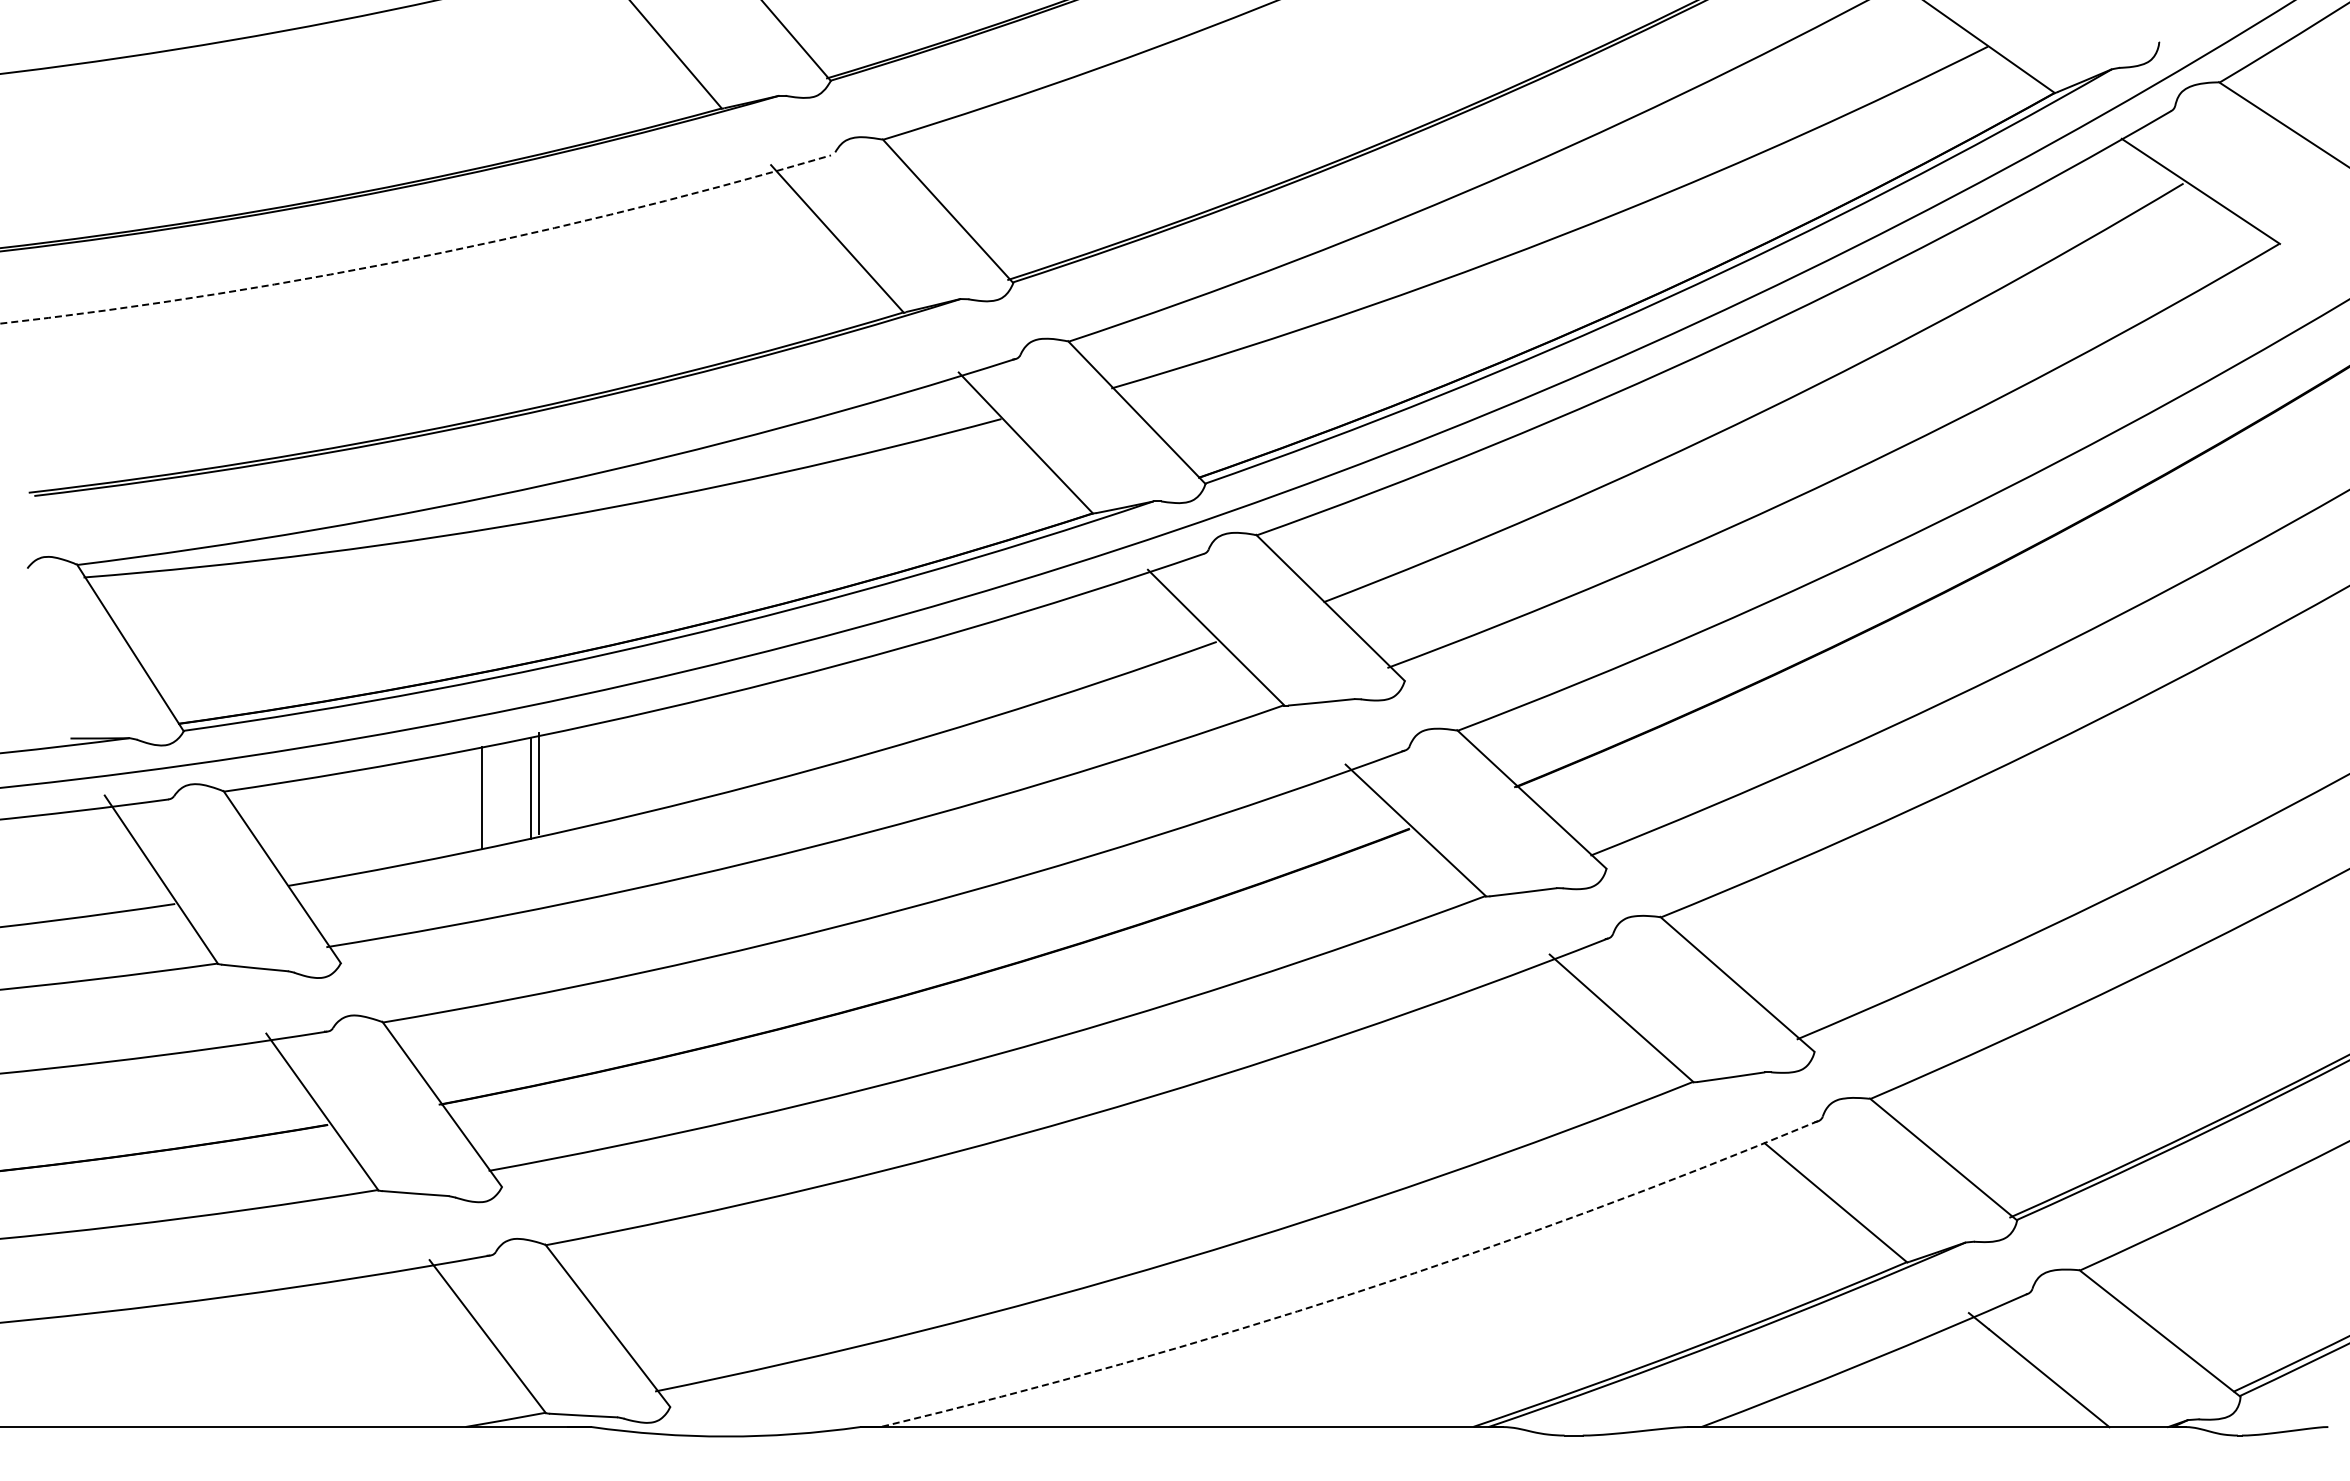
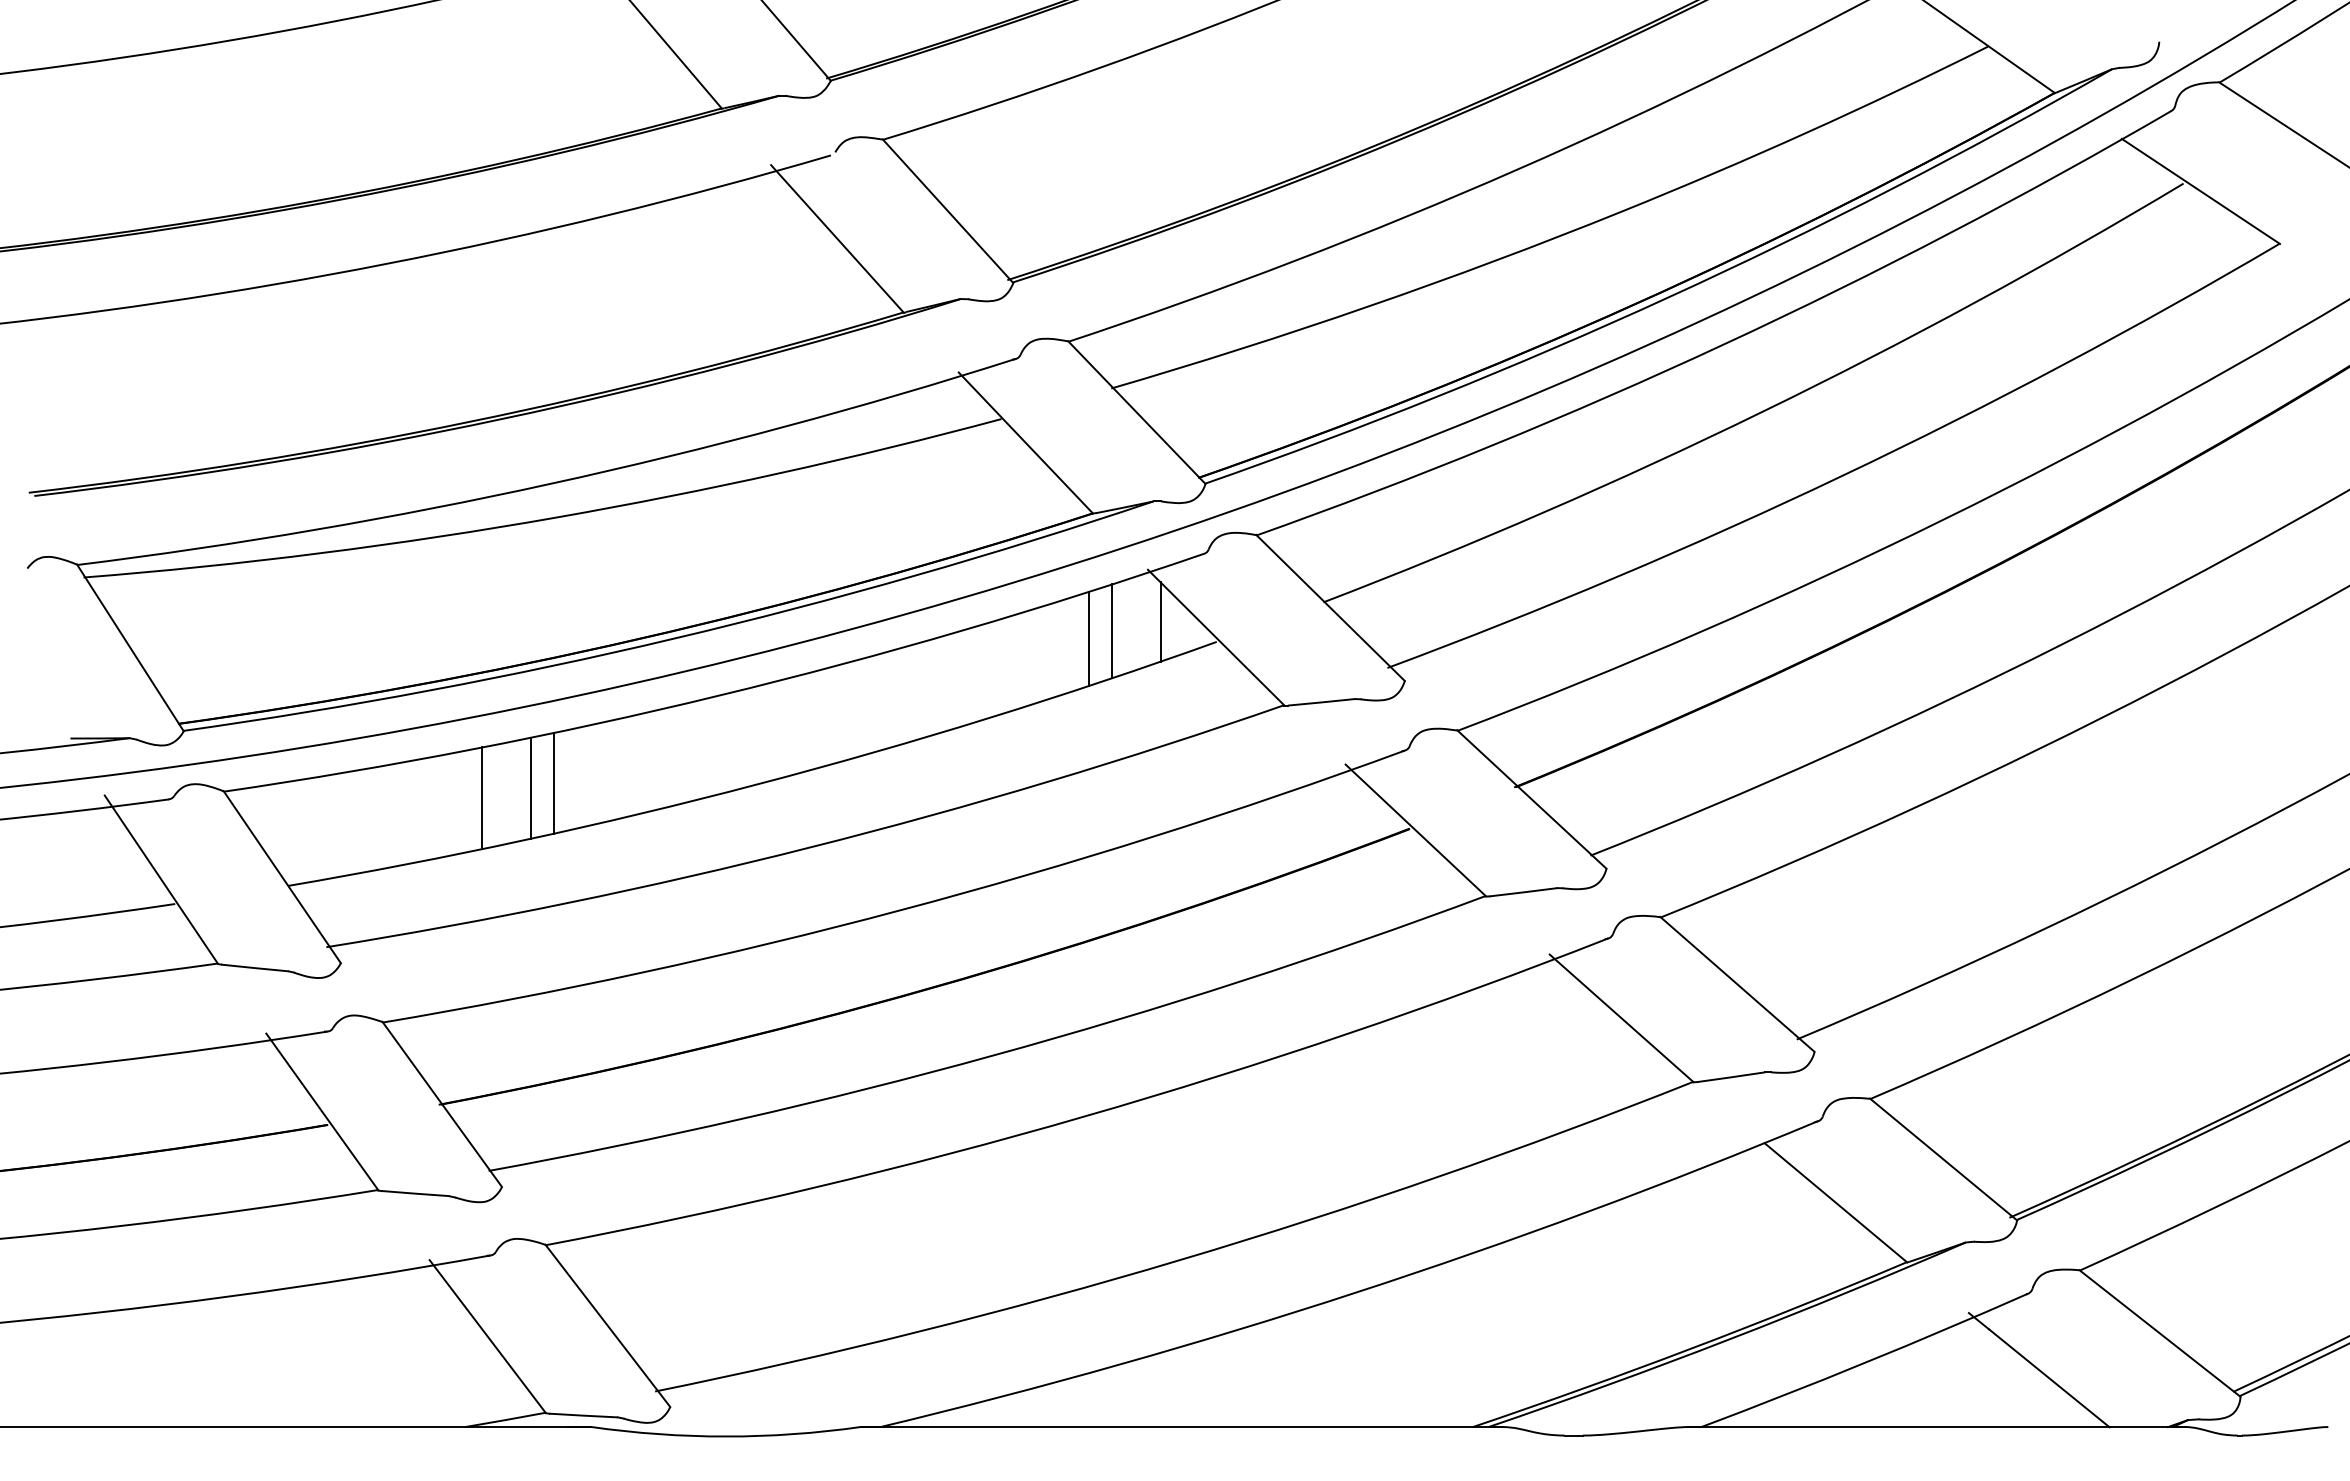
arc: dashed -> solid (419, 257)
line: none -> present (1160, 621)
line: none -> present (1112, 631)
line: none -> present (1088, 638)
line position: (539, 782) -> (554, 782) (554, 782)
arc: dashed -> solid (1356, 1292)
